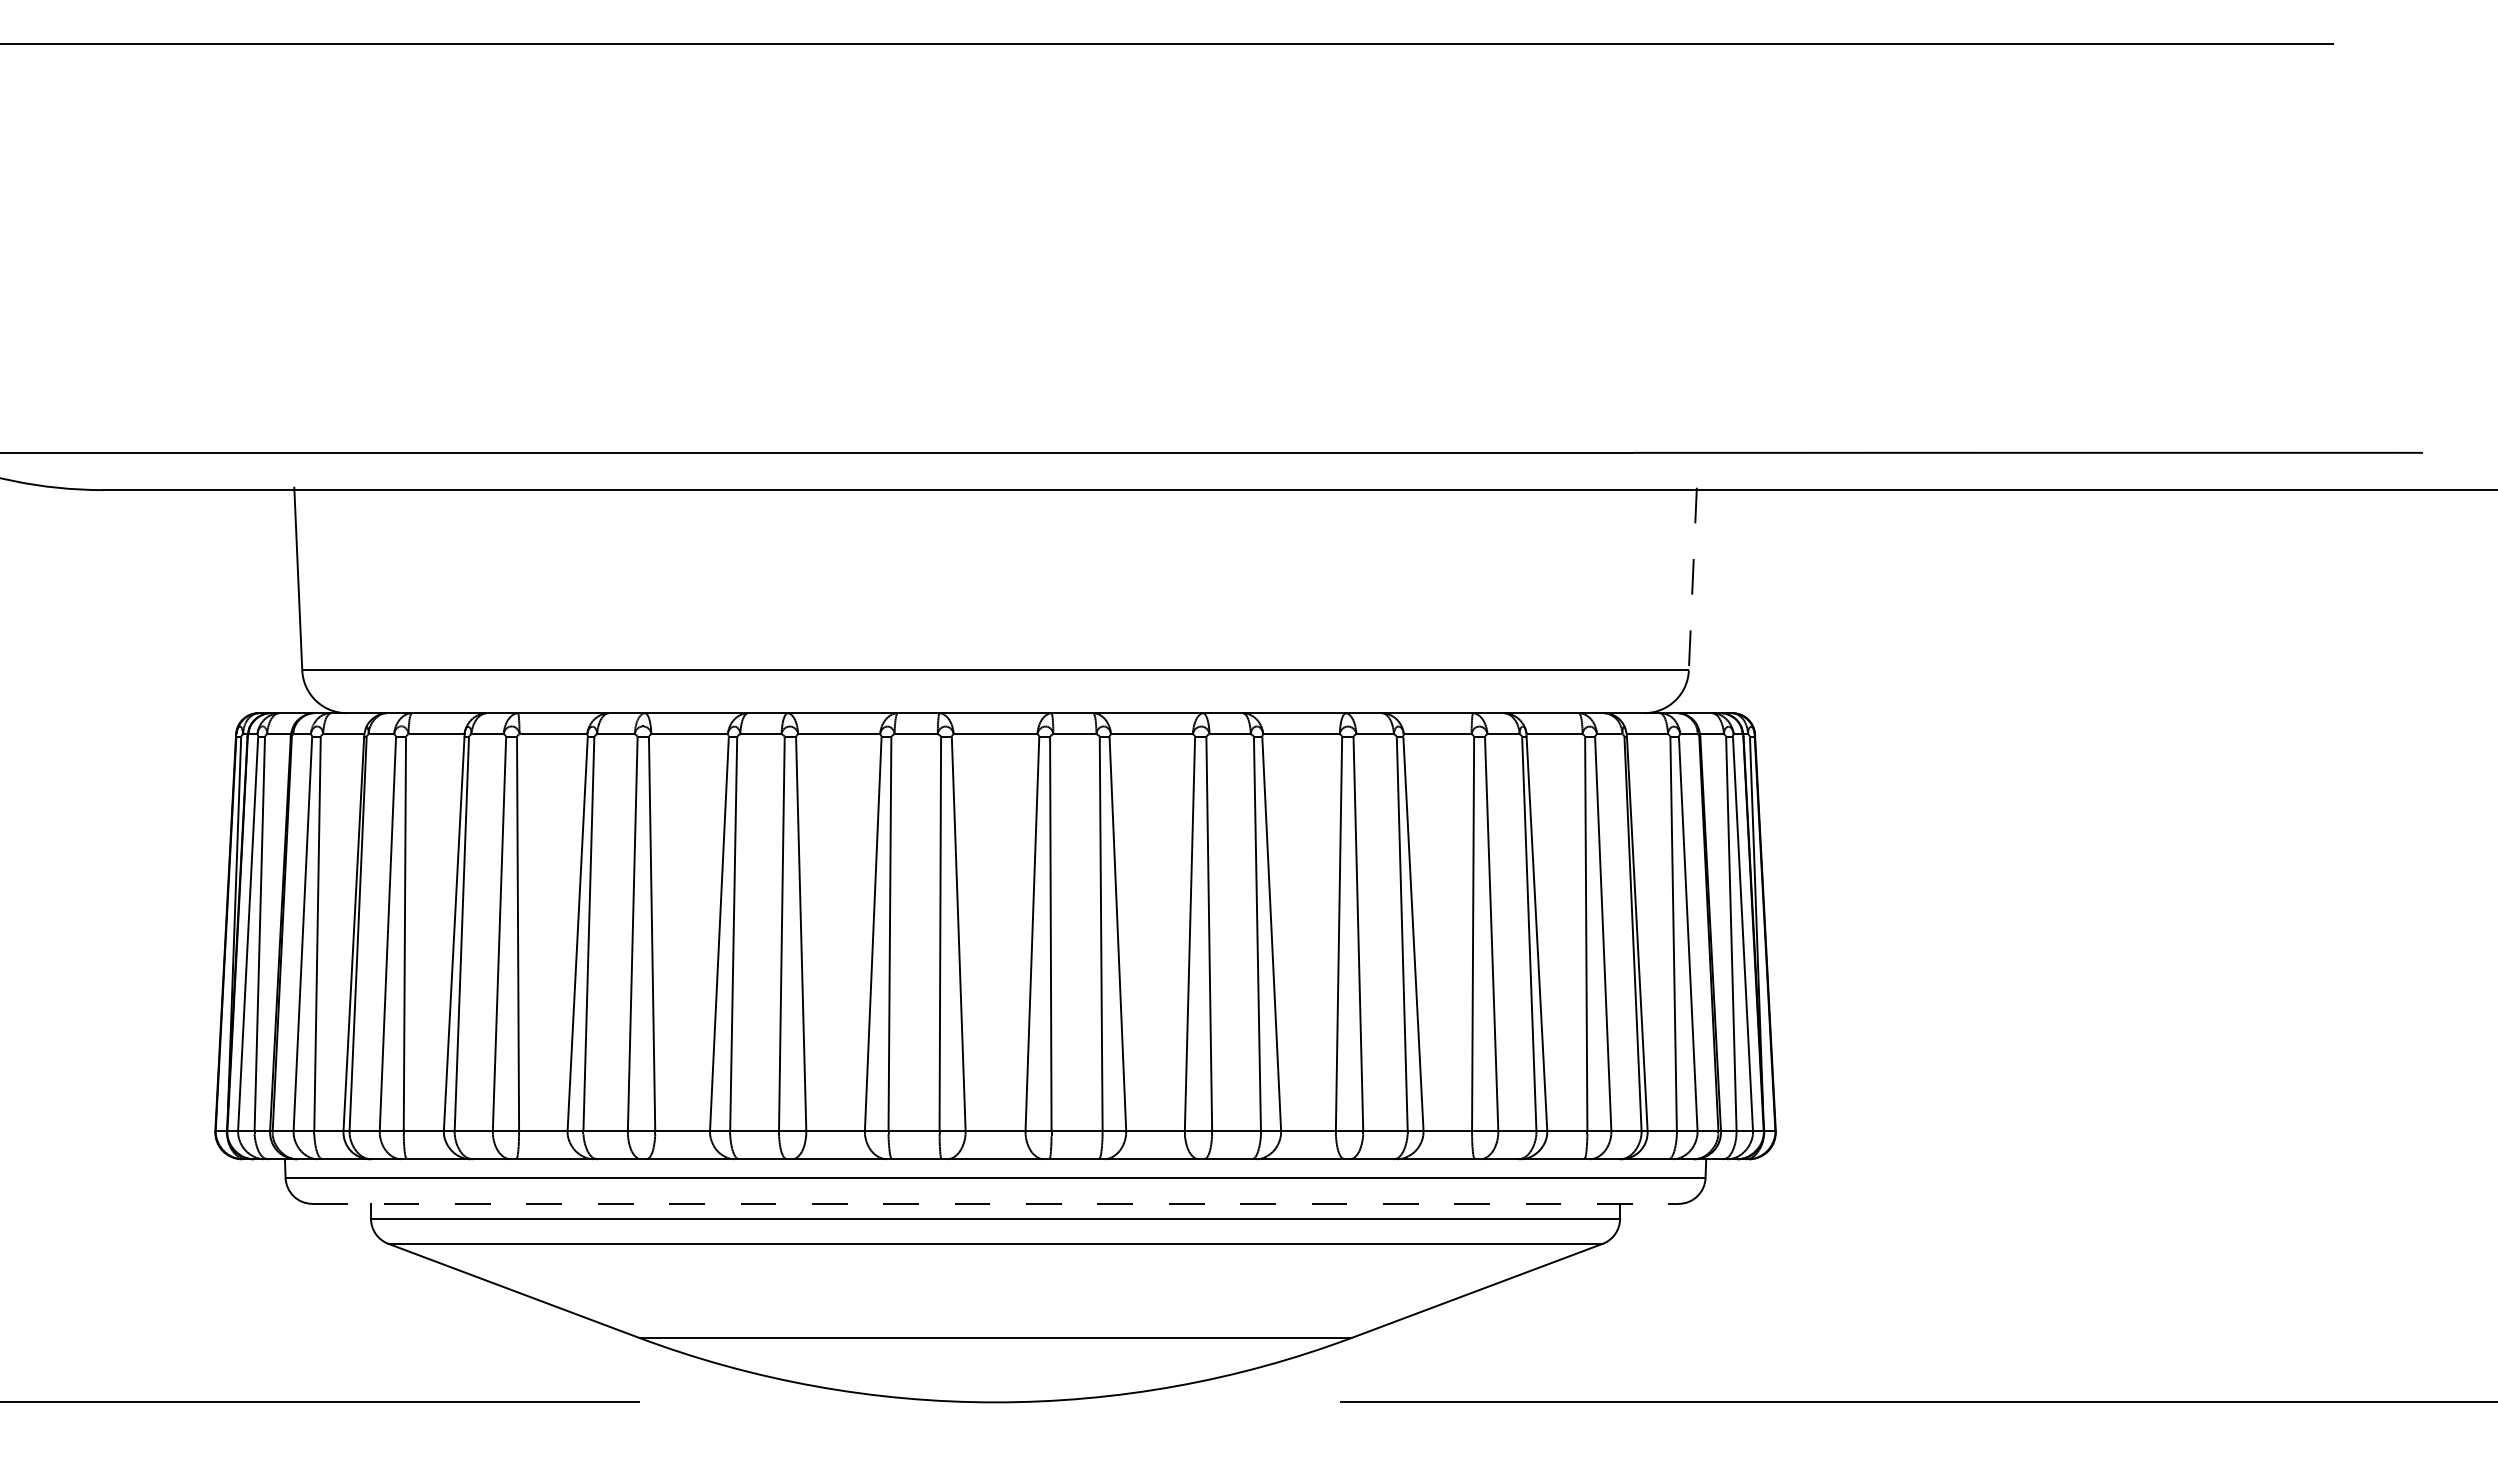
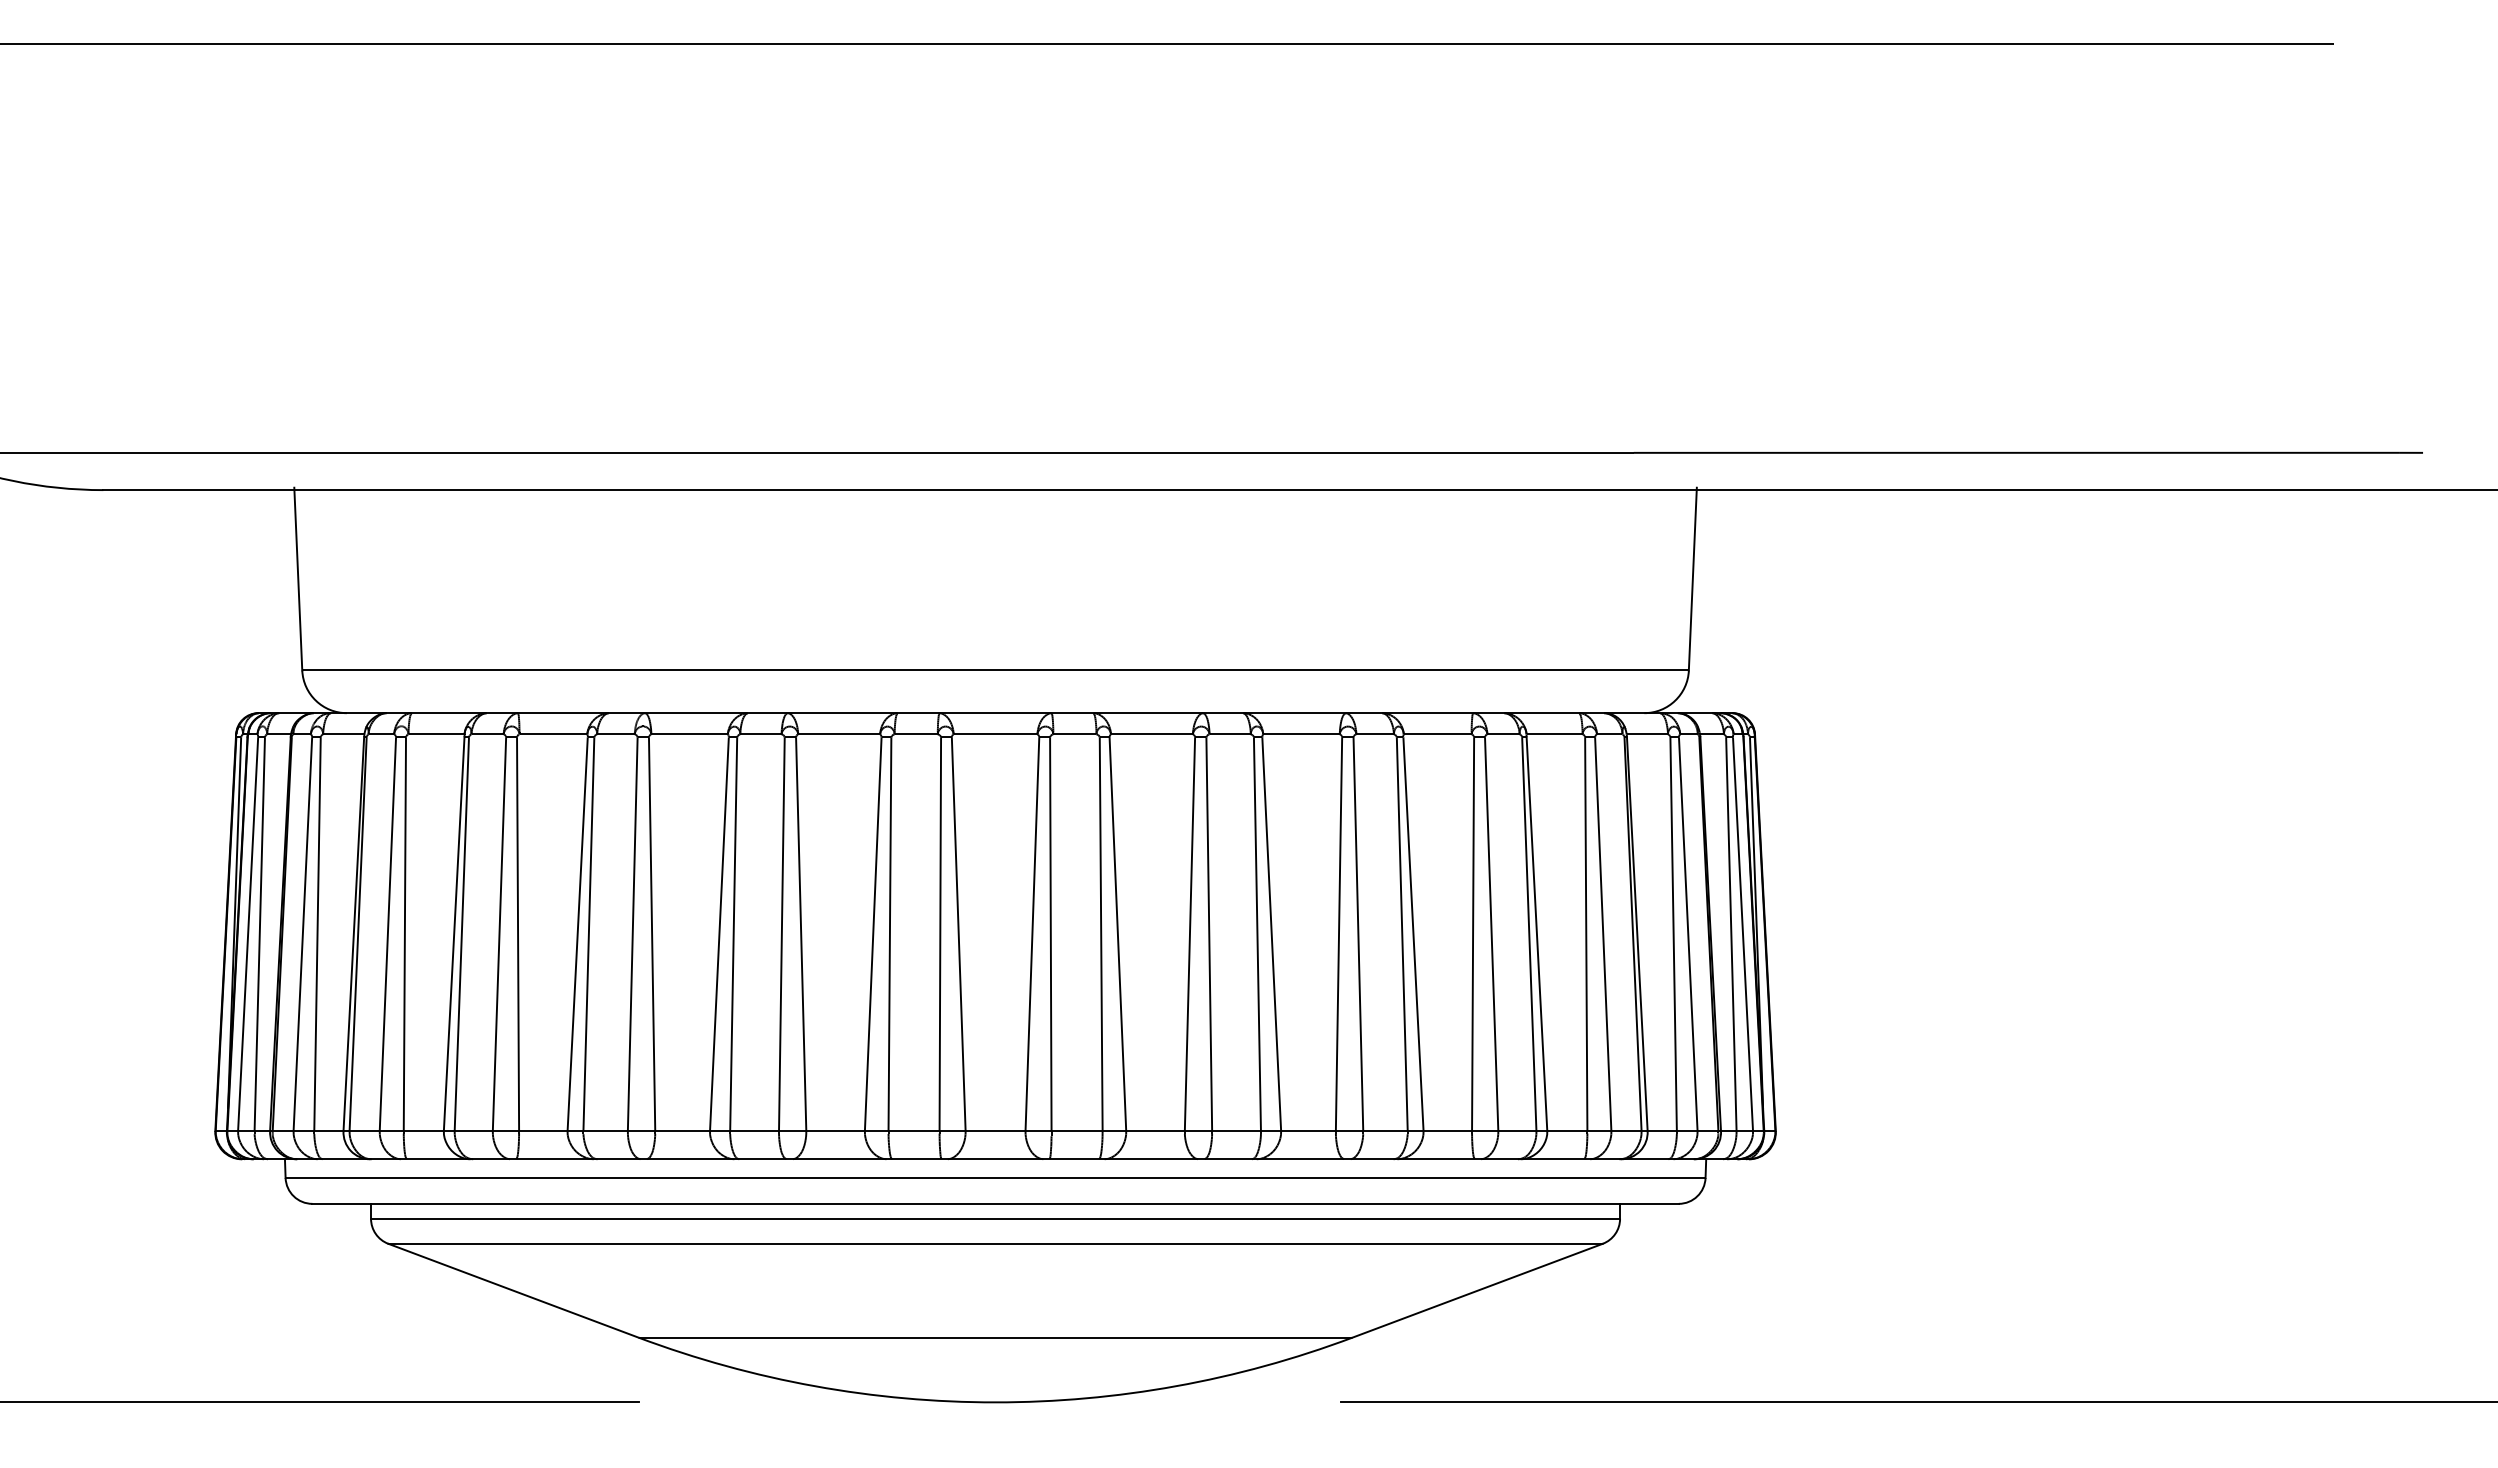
line: dashed -> solid (1692, 579)
line: dashed -> solid (996, 1203)
